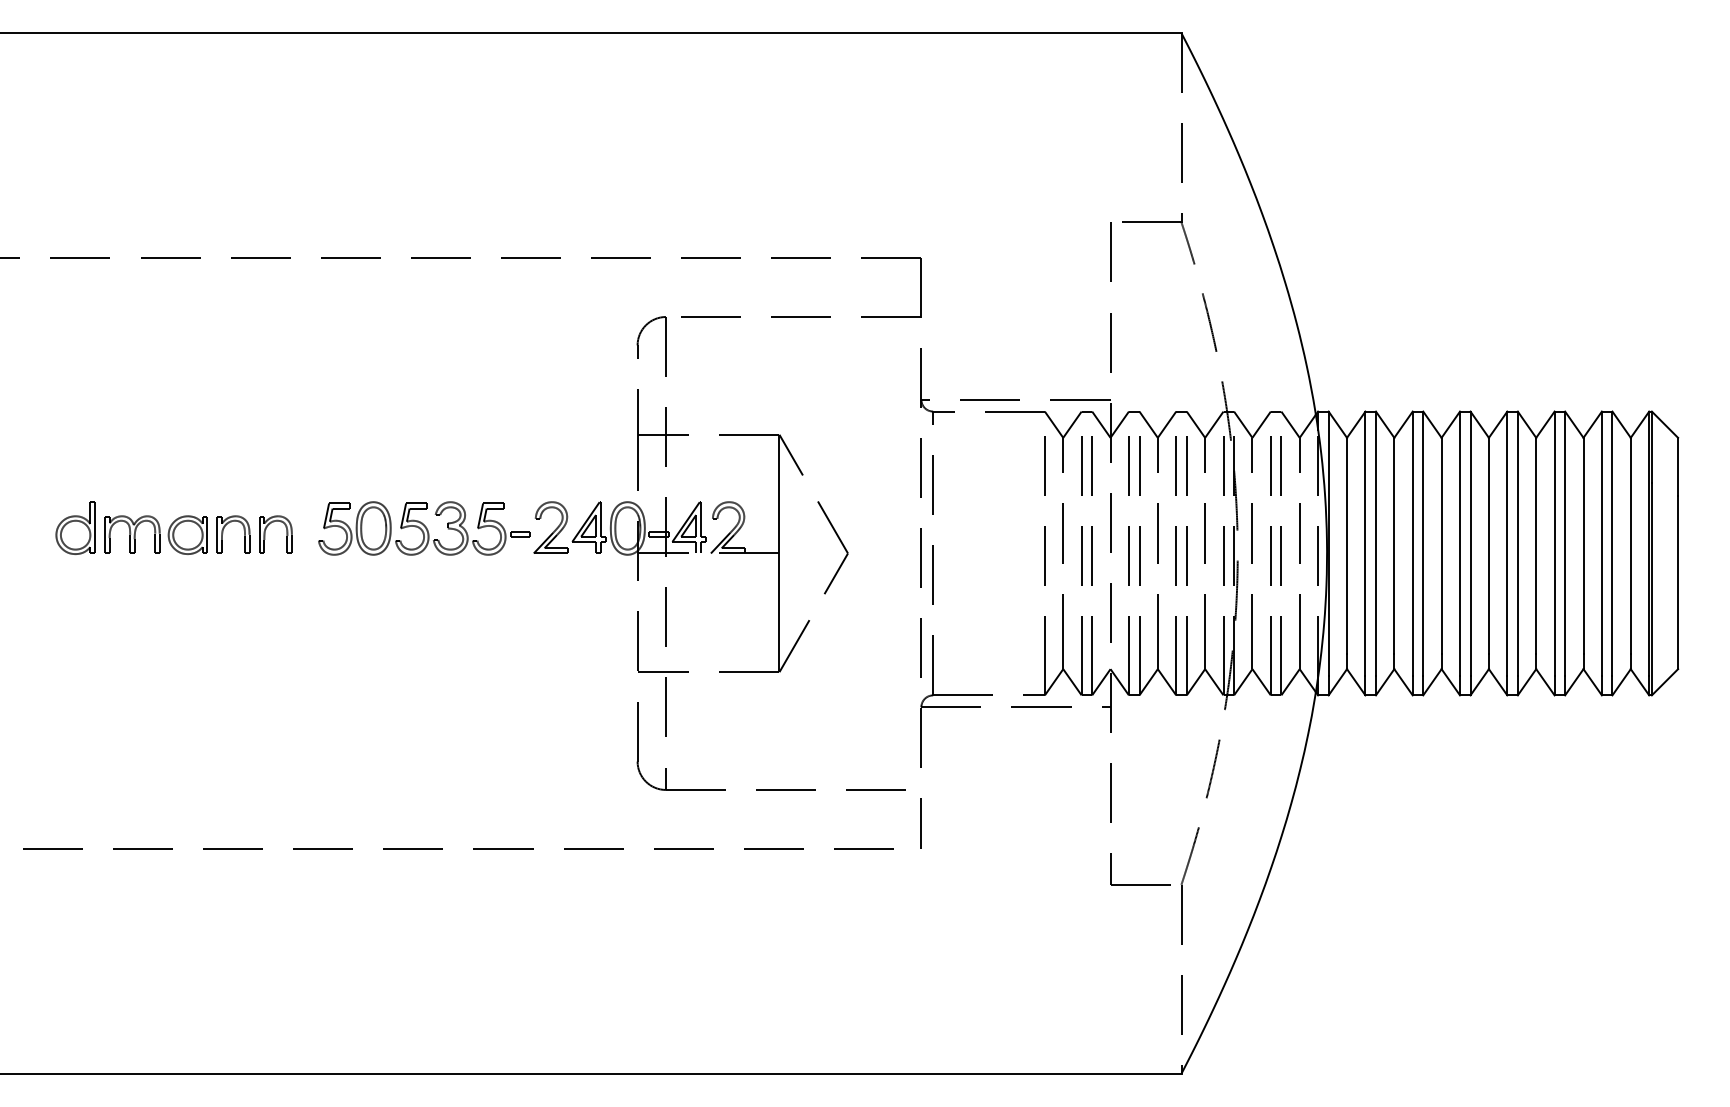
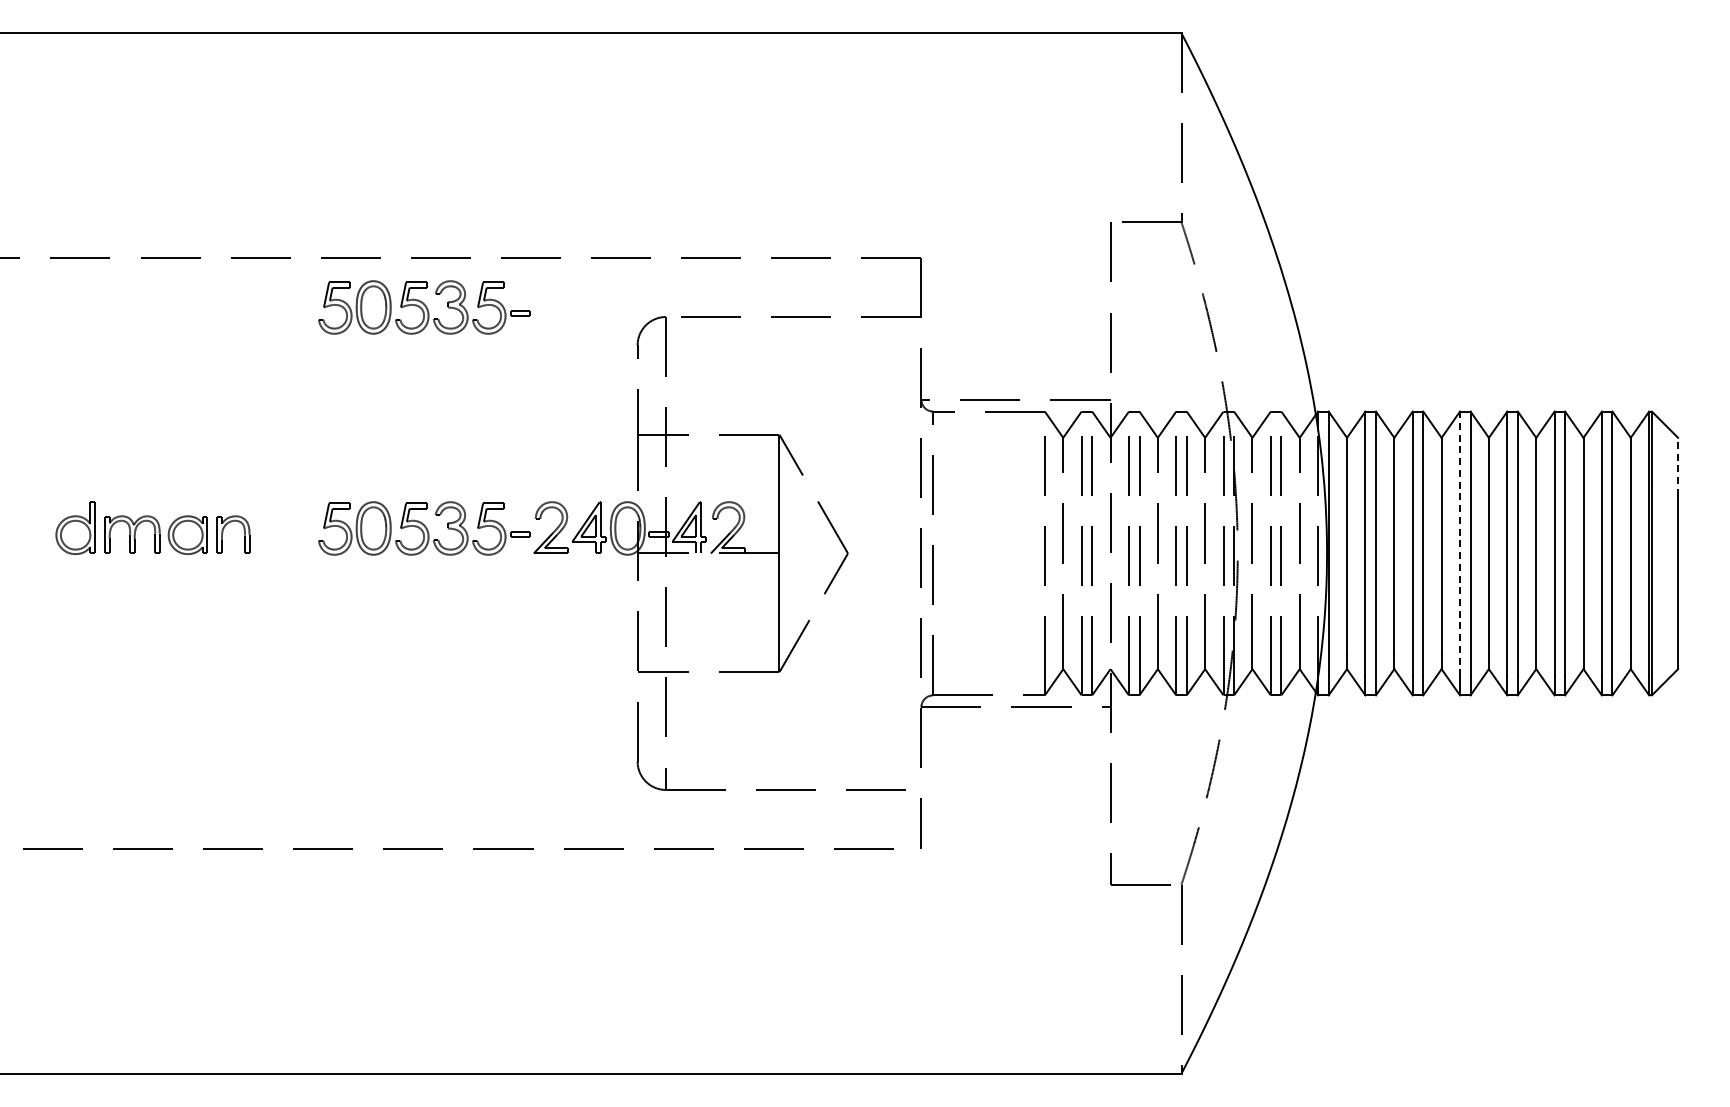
part: none -> present (424, 307)
line: solid -> dashed (1678, 466)
part: present -> none (265, 534)
line: solid -> dashed (1460, 543)
